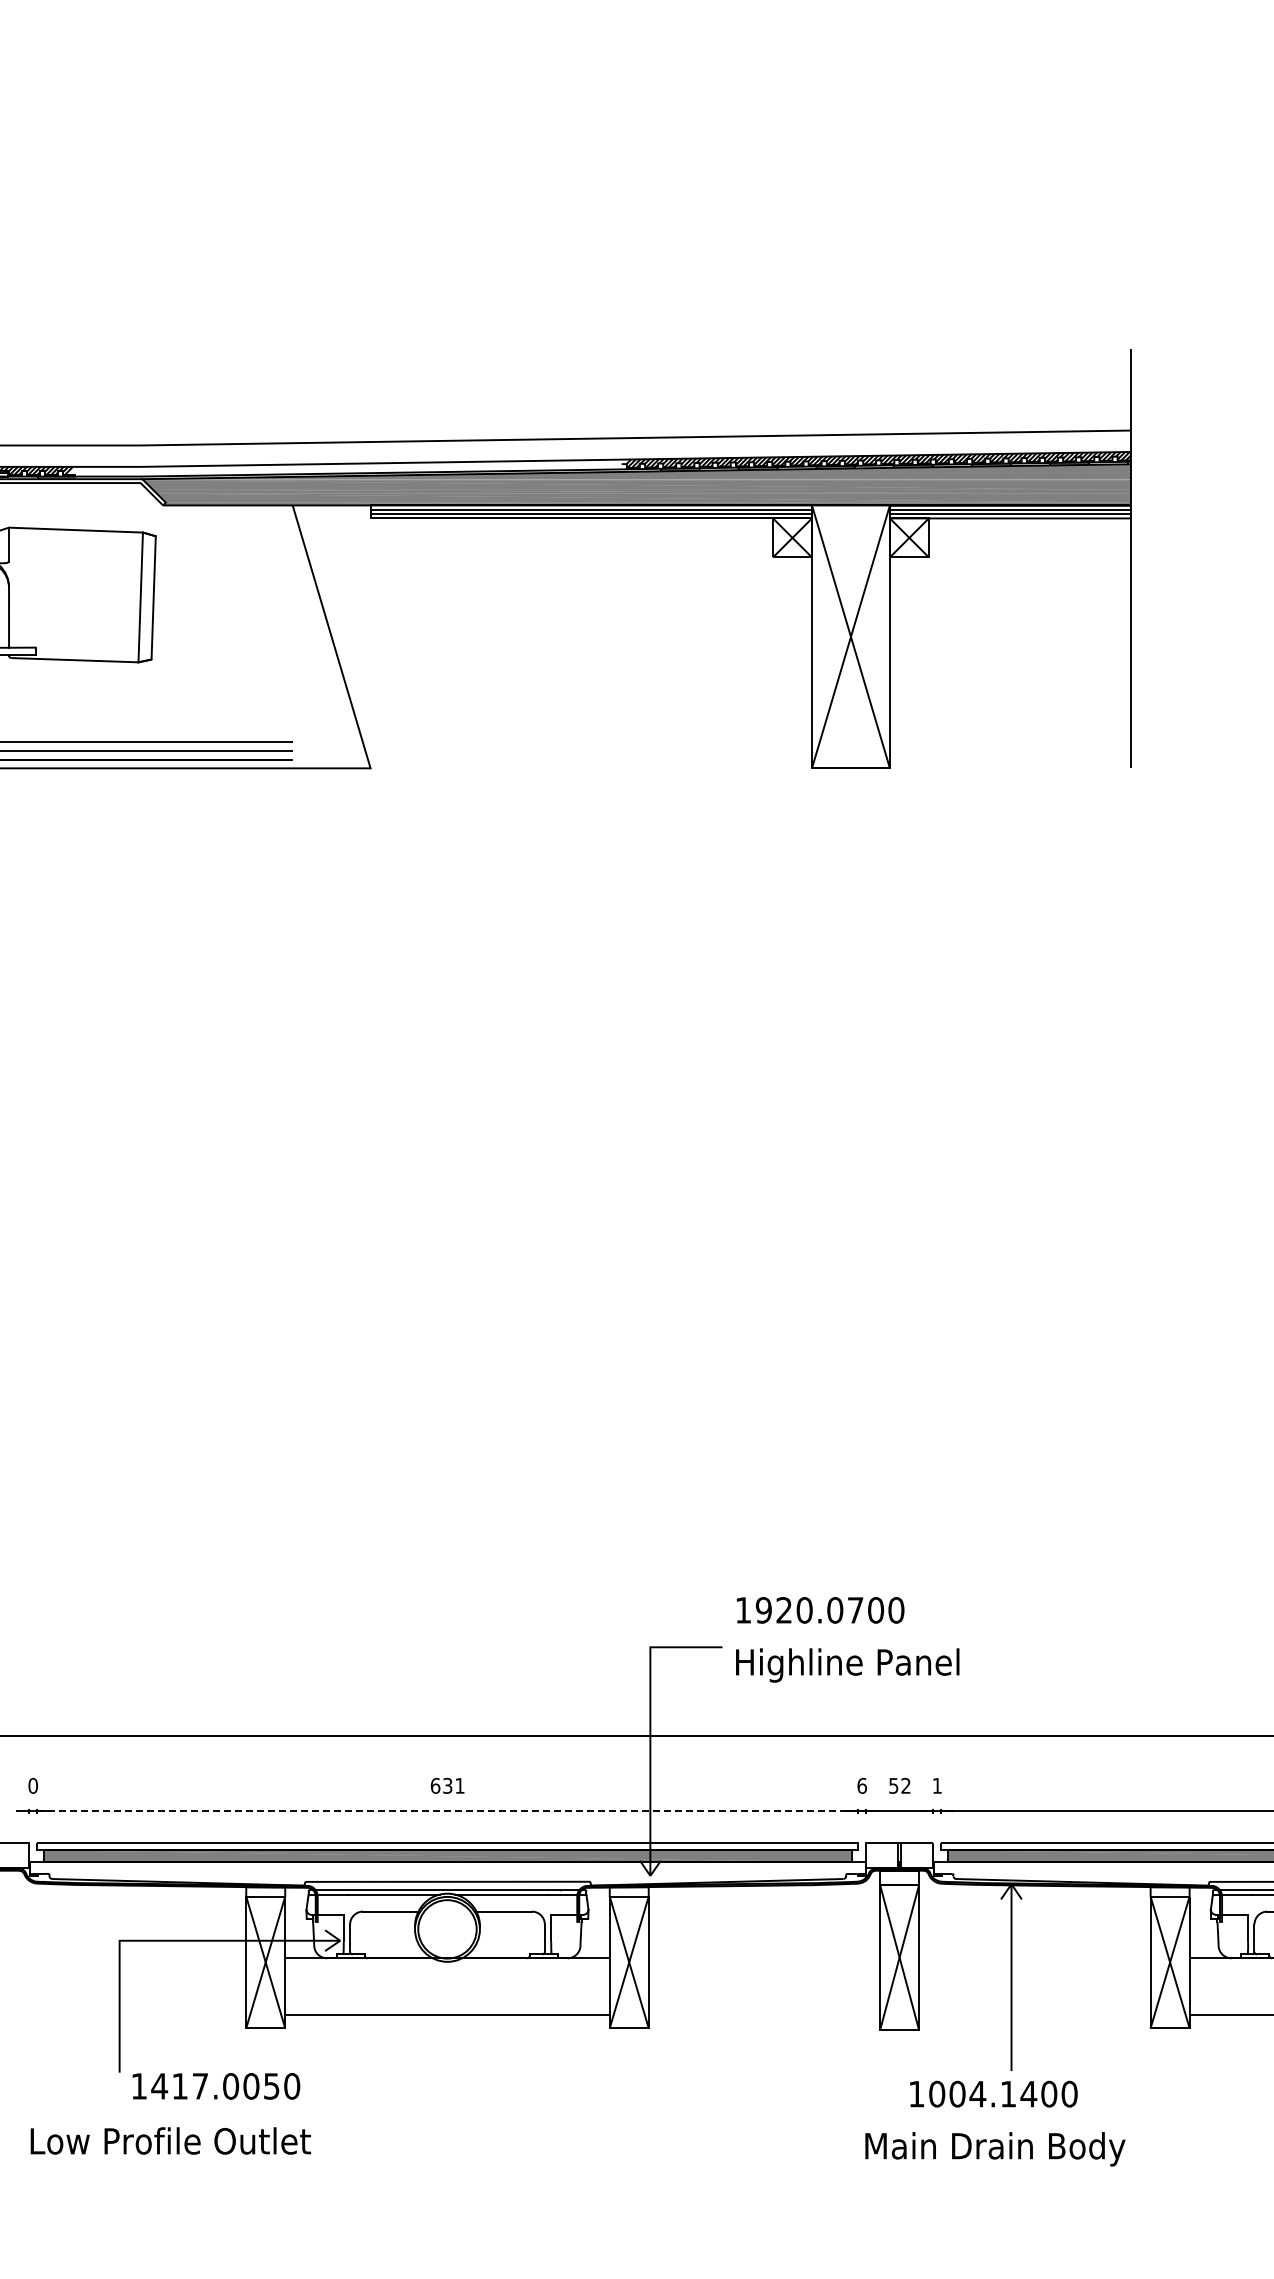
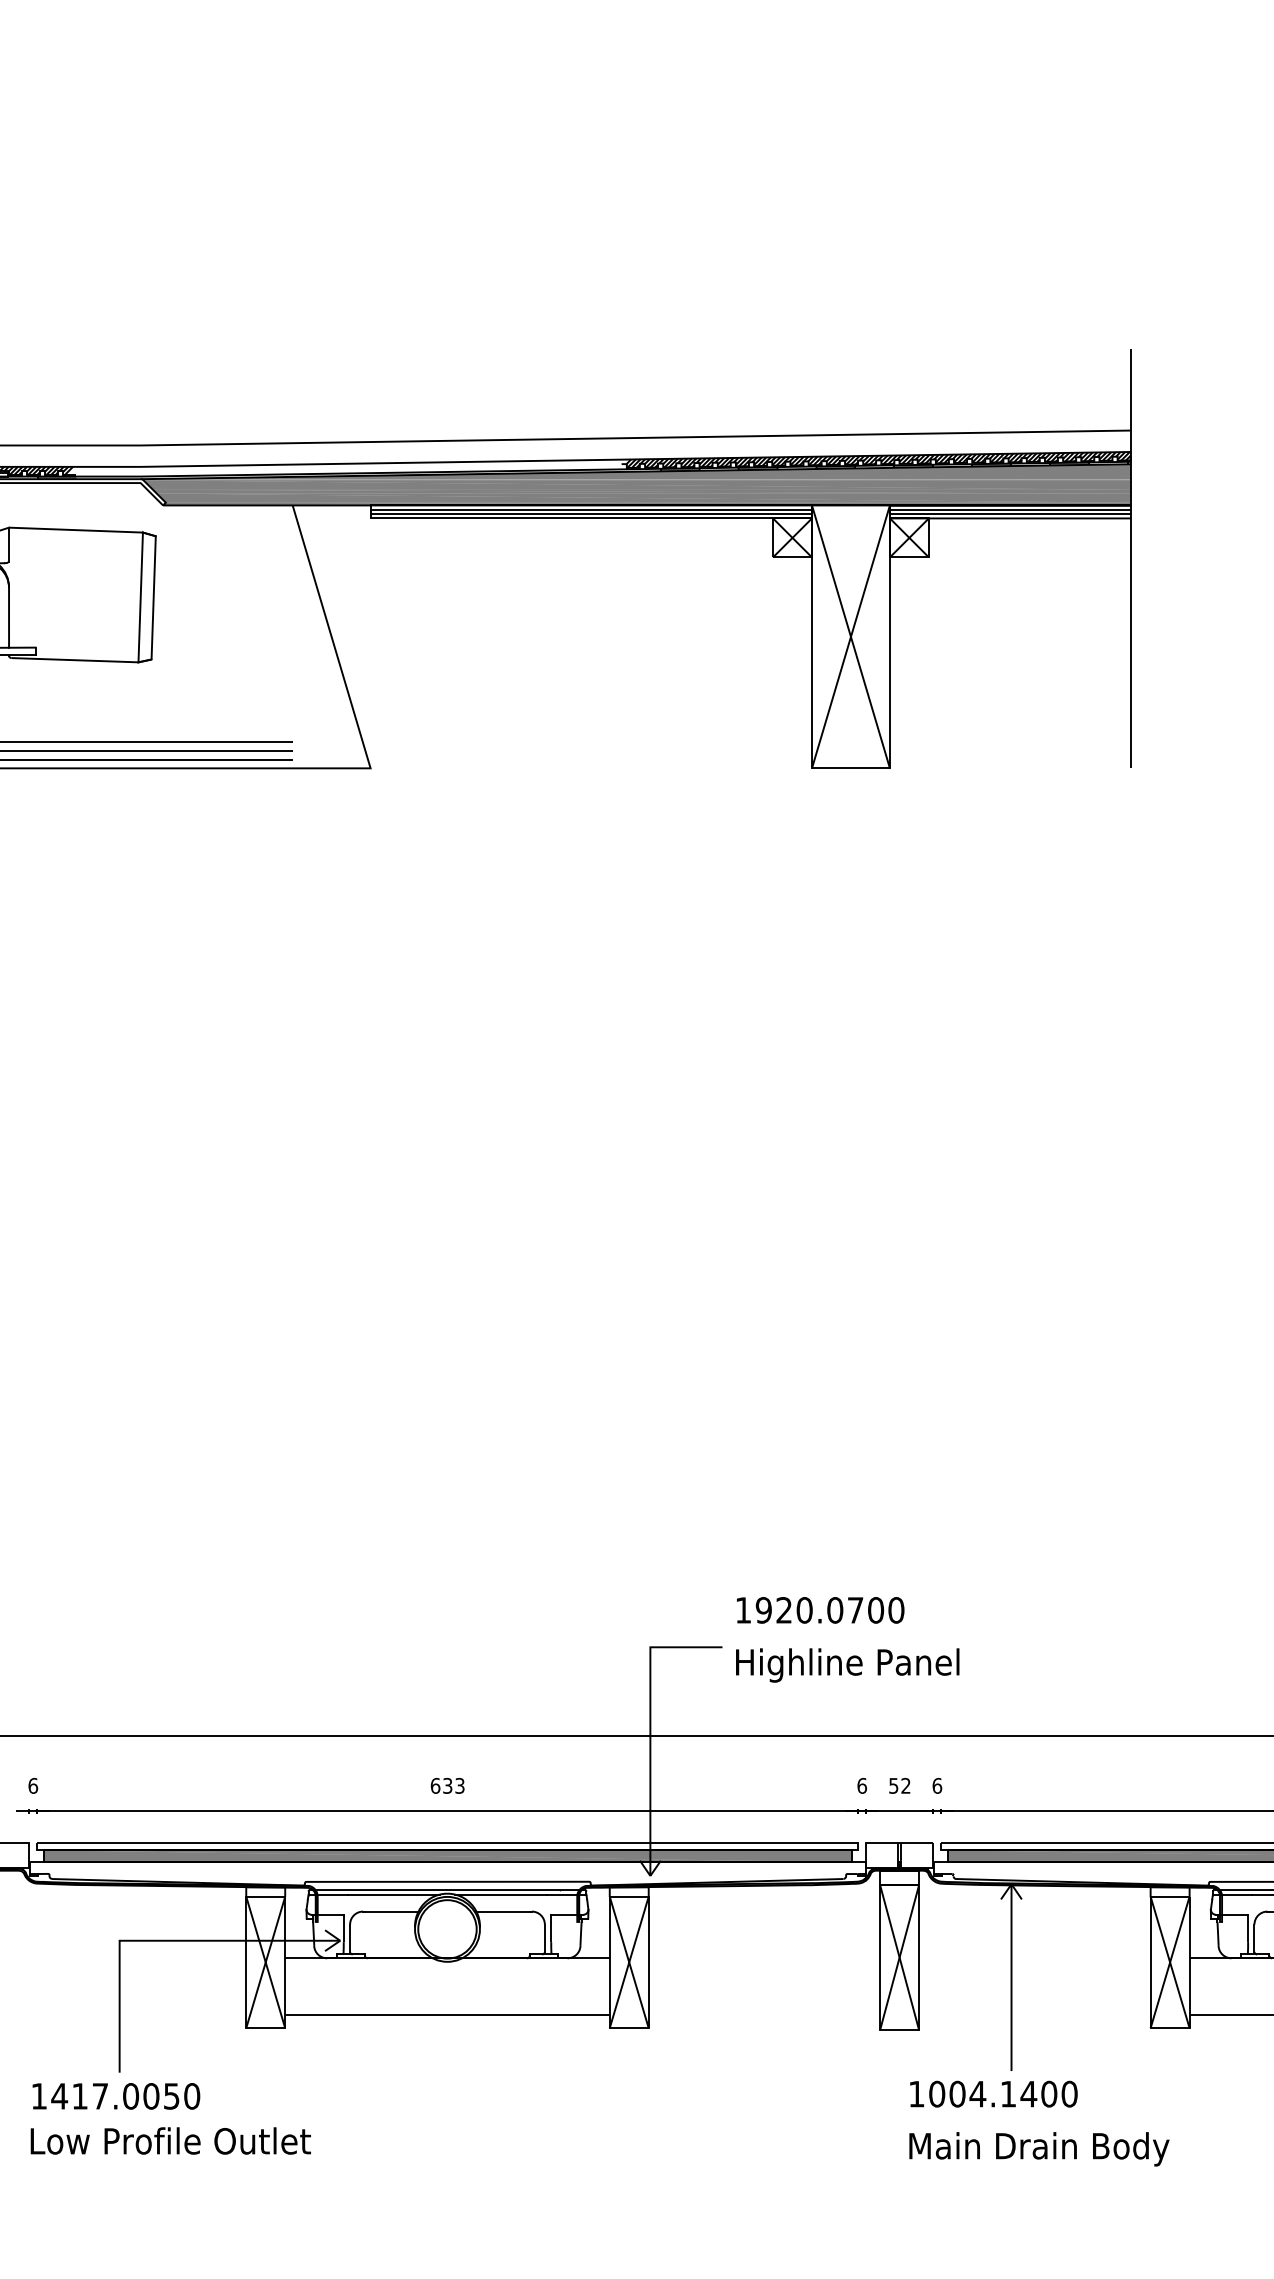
text: 0 -> 6 (33, 1785)
text: 631 -> 633 (459, 1785)
text: 1 -> 6 (937, 1785)
line: dashed -> solid (447, 1811)
text position: (216, 2086) -> (116, 2096) (116, 2096)
text position: (995, 2149) -> (1039, 2149) (1039, 2149)
